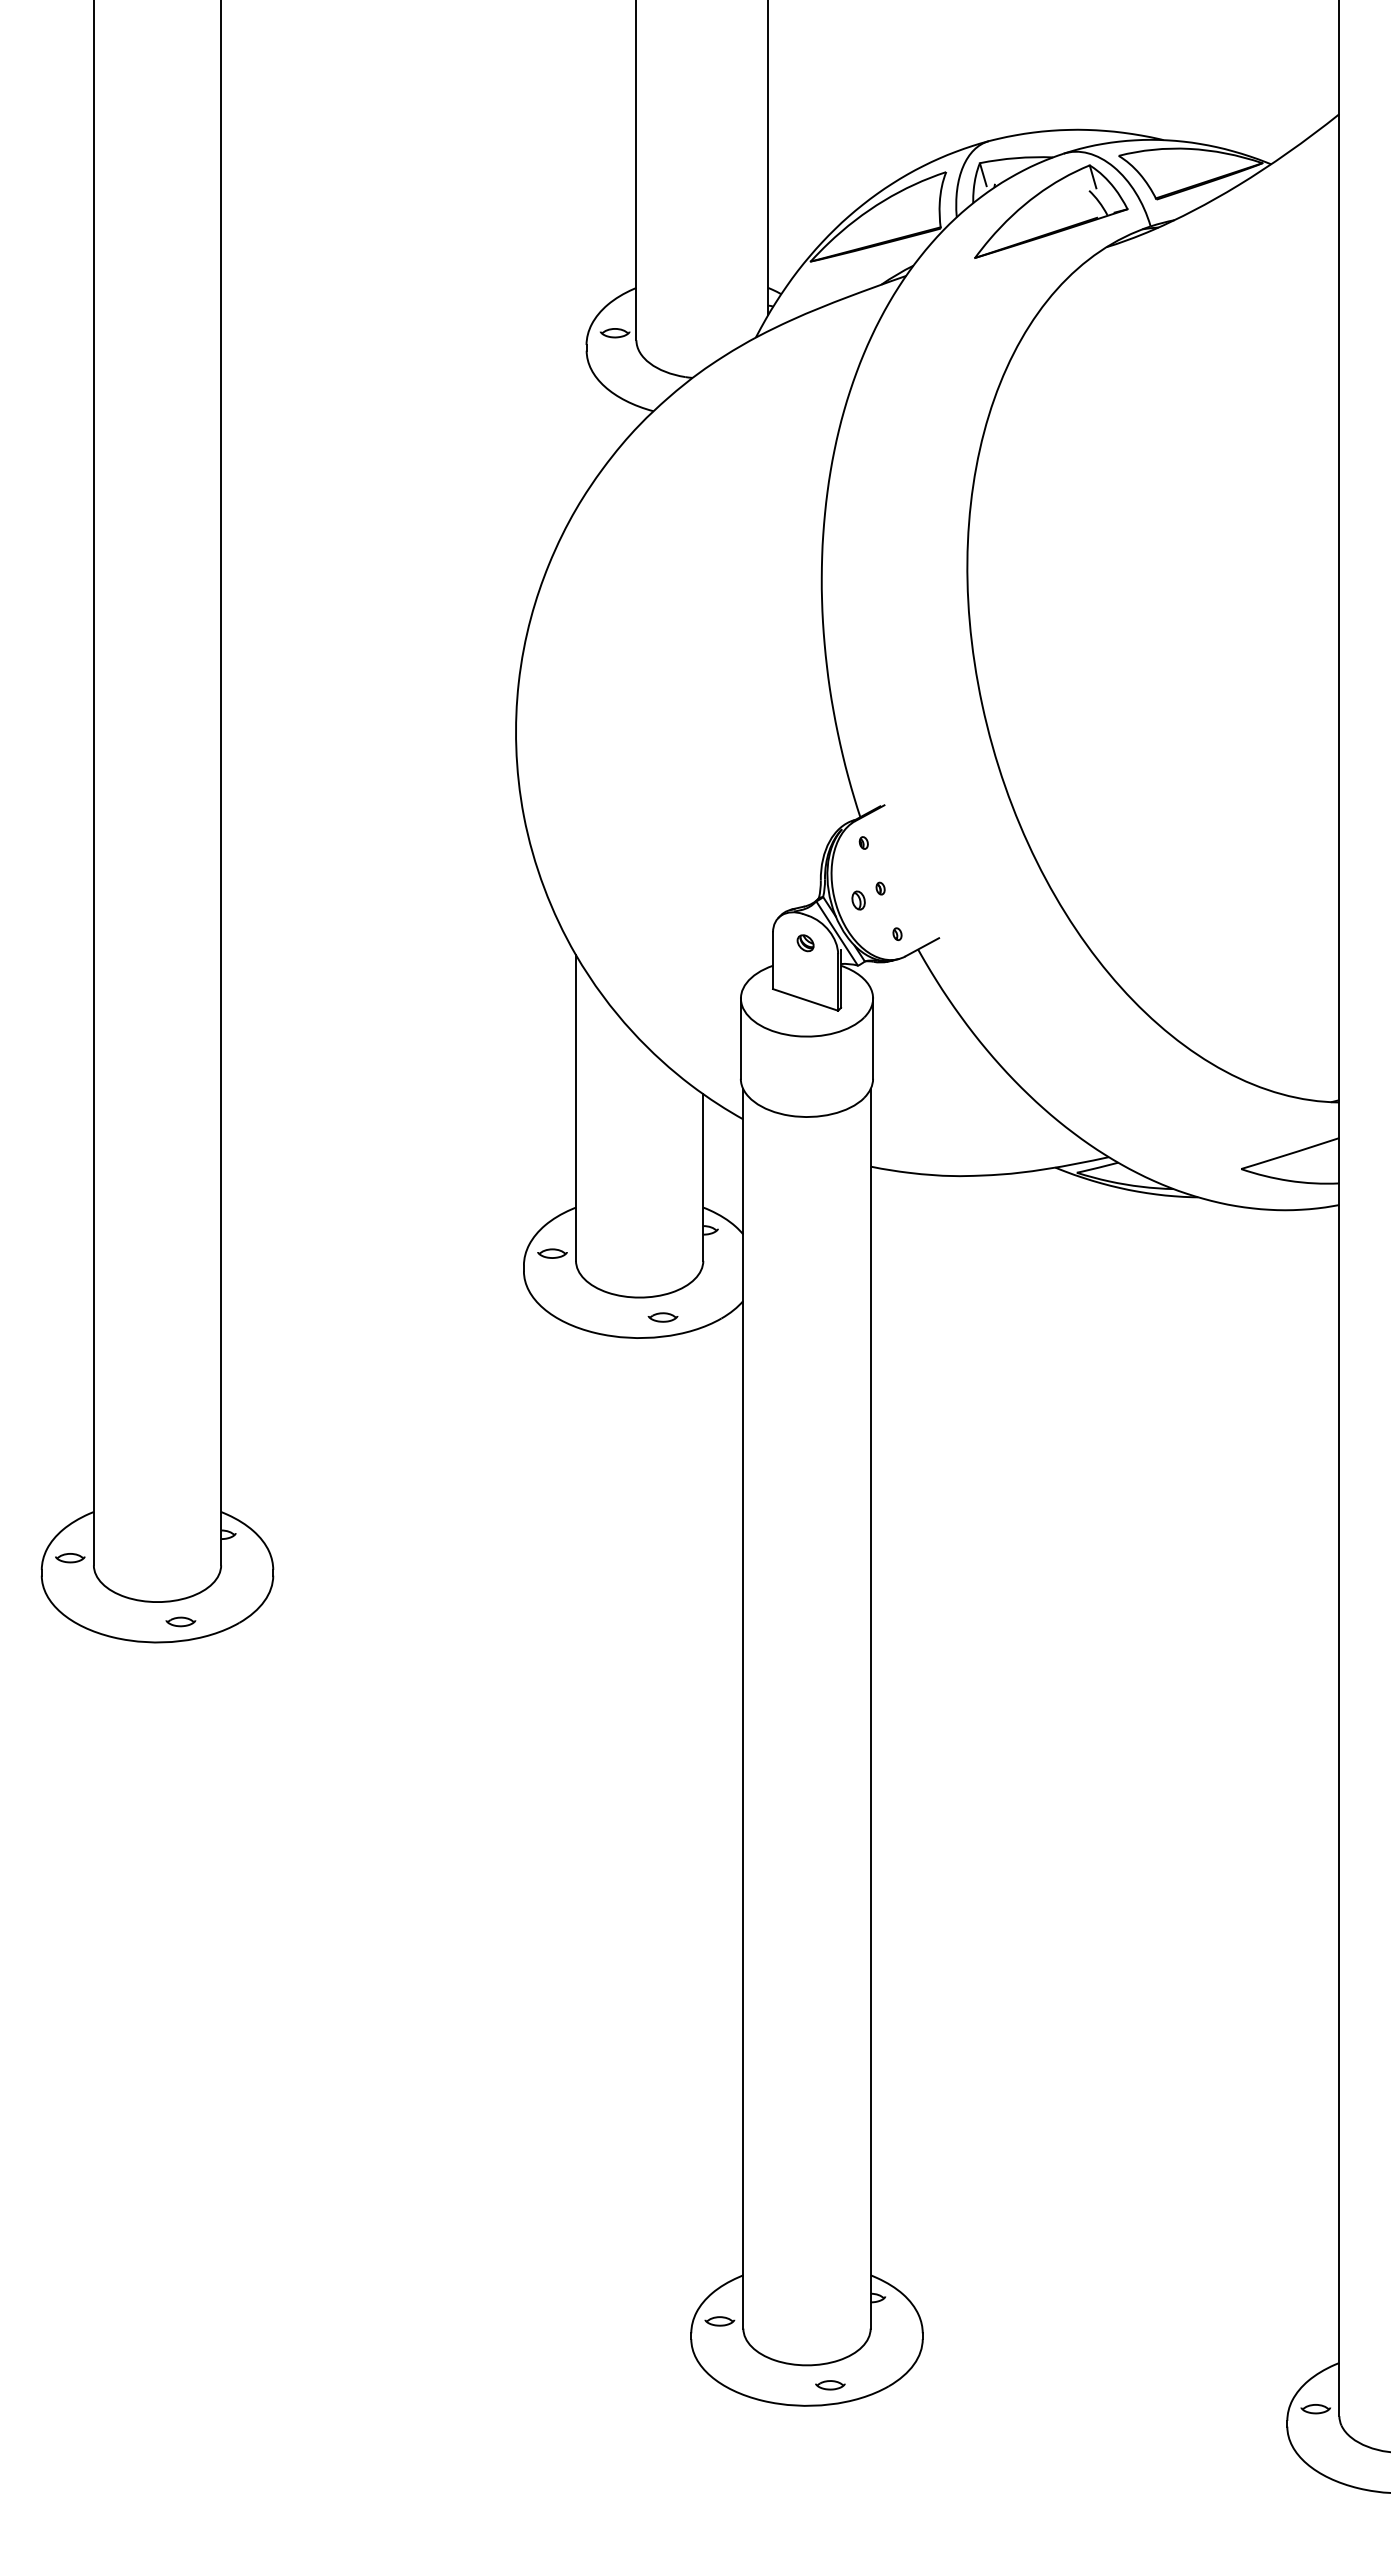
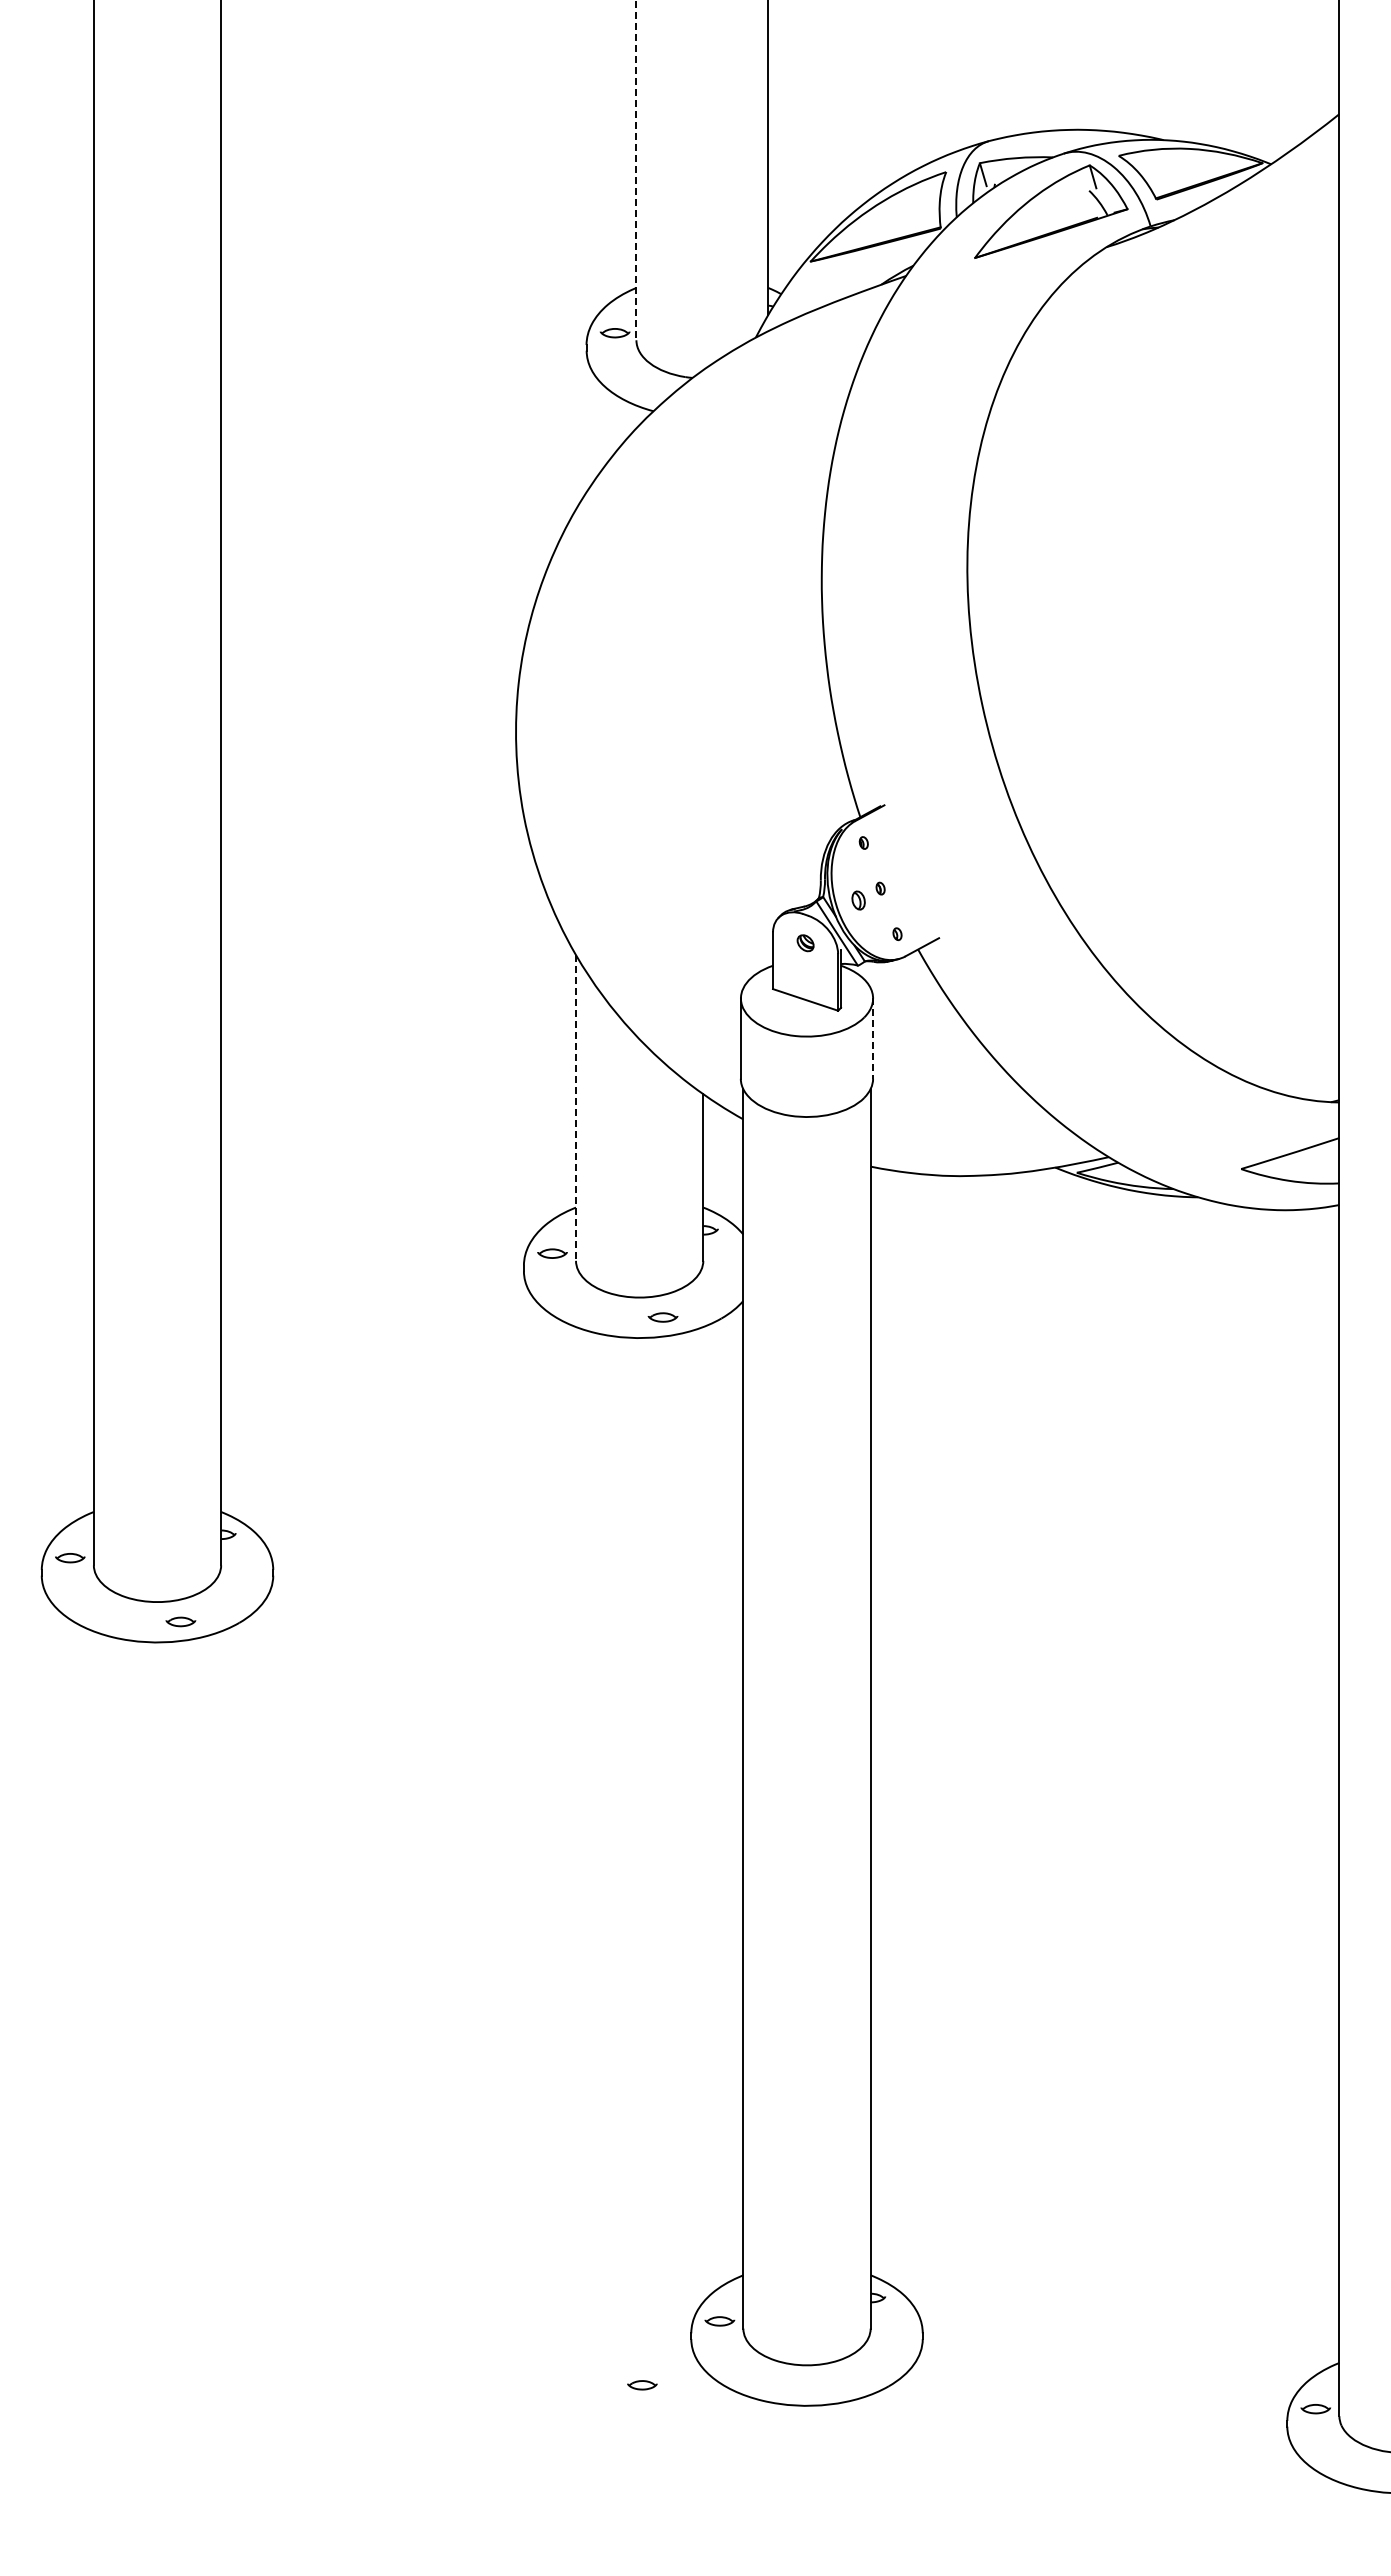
line: solid -> dashed (636, 170)
line: solid -> dashed (873, 1039)
line: solid -> dashed (576, 1108)
part position: (830, 2385) -> (642, 2385) (642, 2385)
